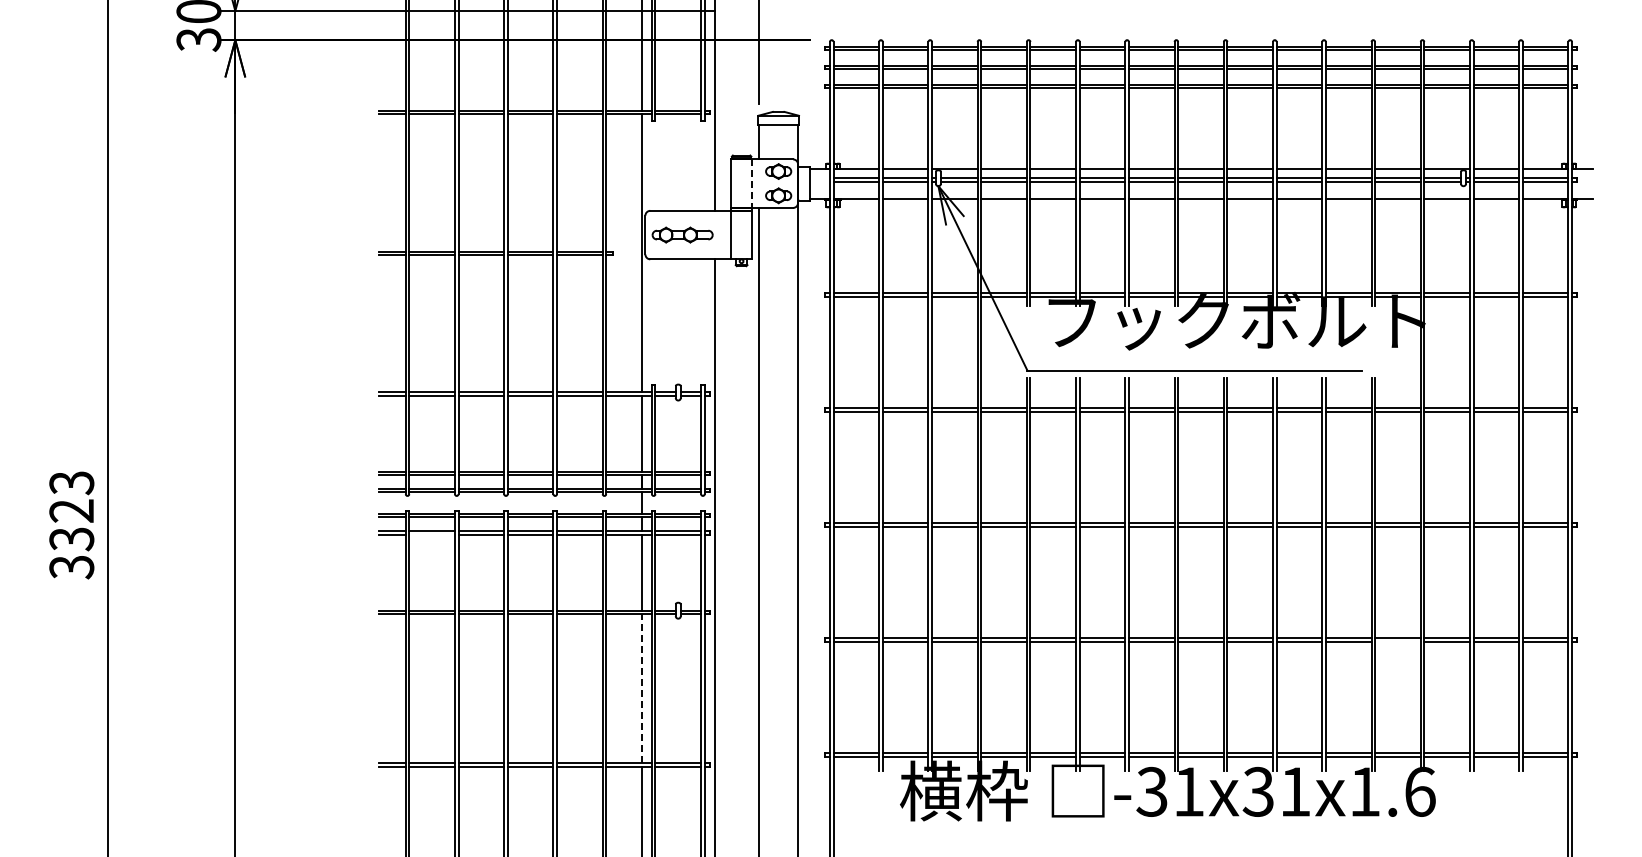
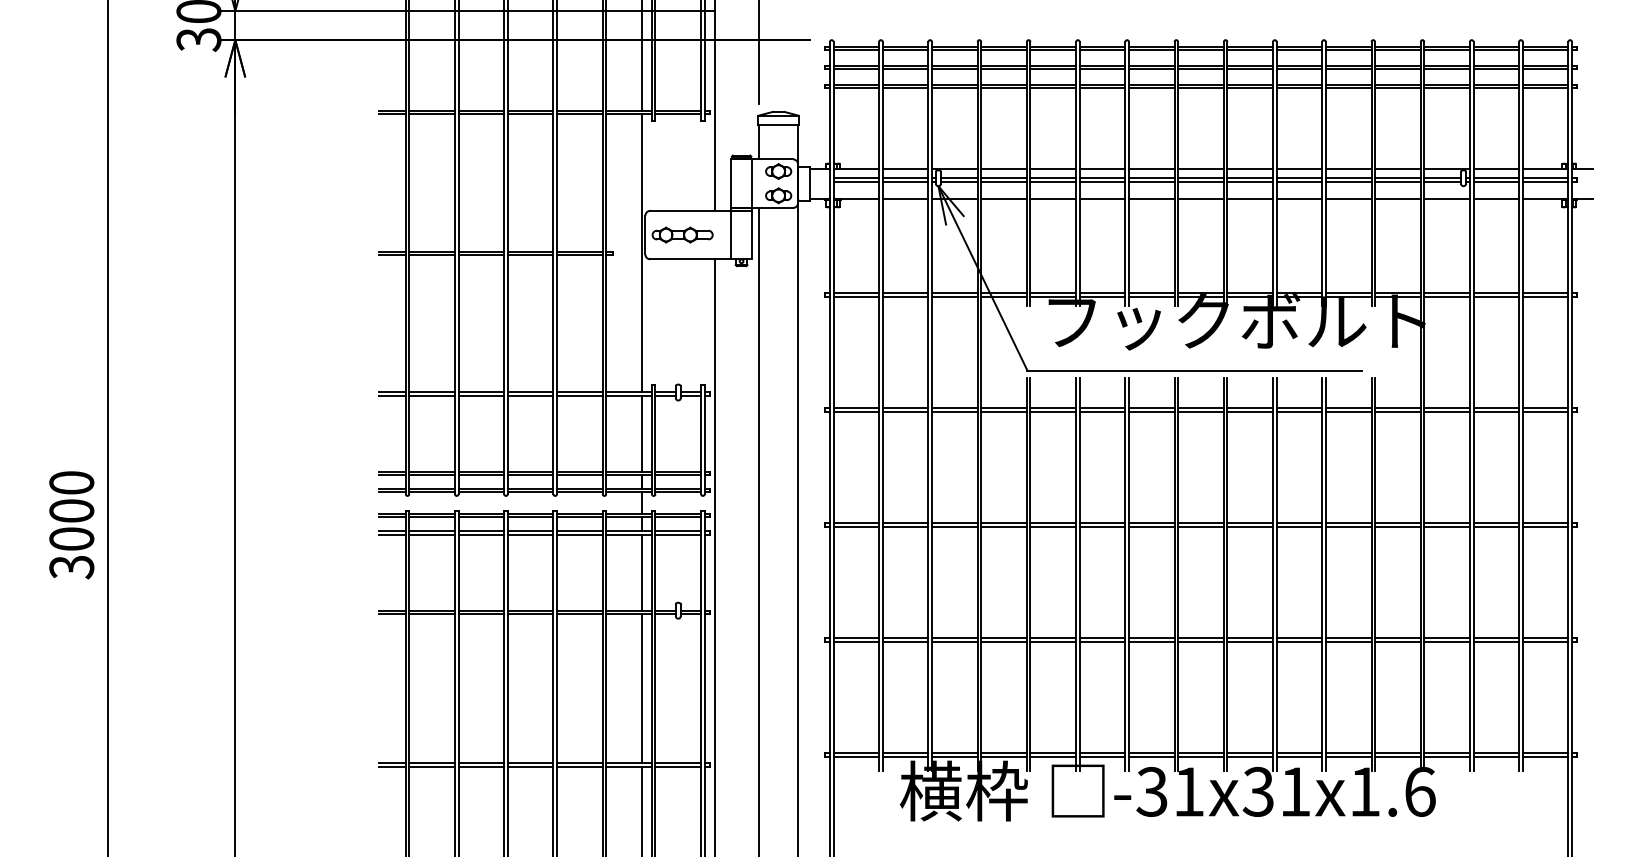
line: dashed -> solid (752, 184)
text: 3323 -> 3000 (71, 511)
line: none -> present (432, 534)
line: none -> present (1397, 641)
line: dashed -> solid (641, 688)
